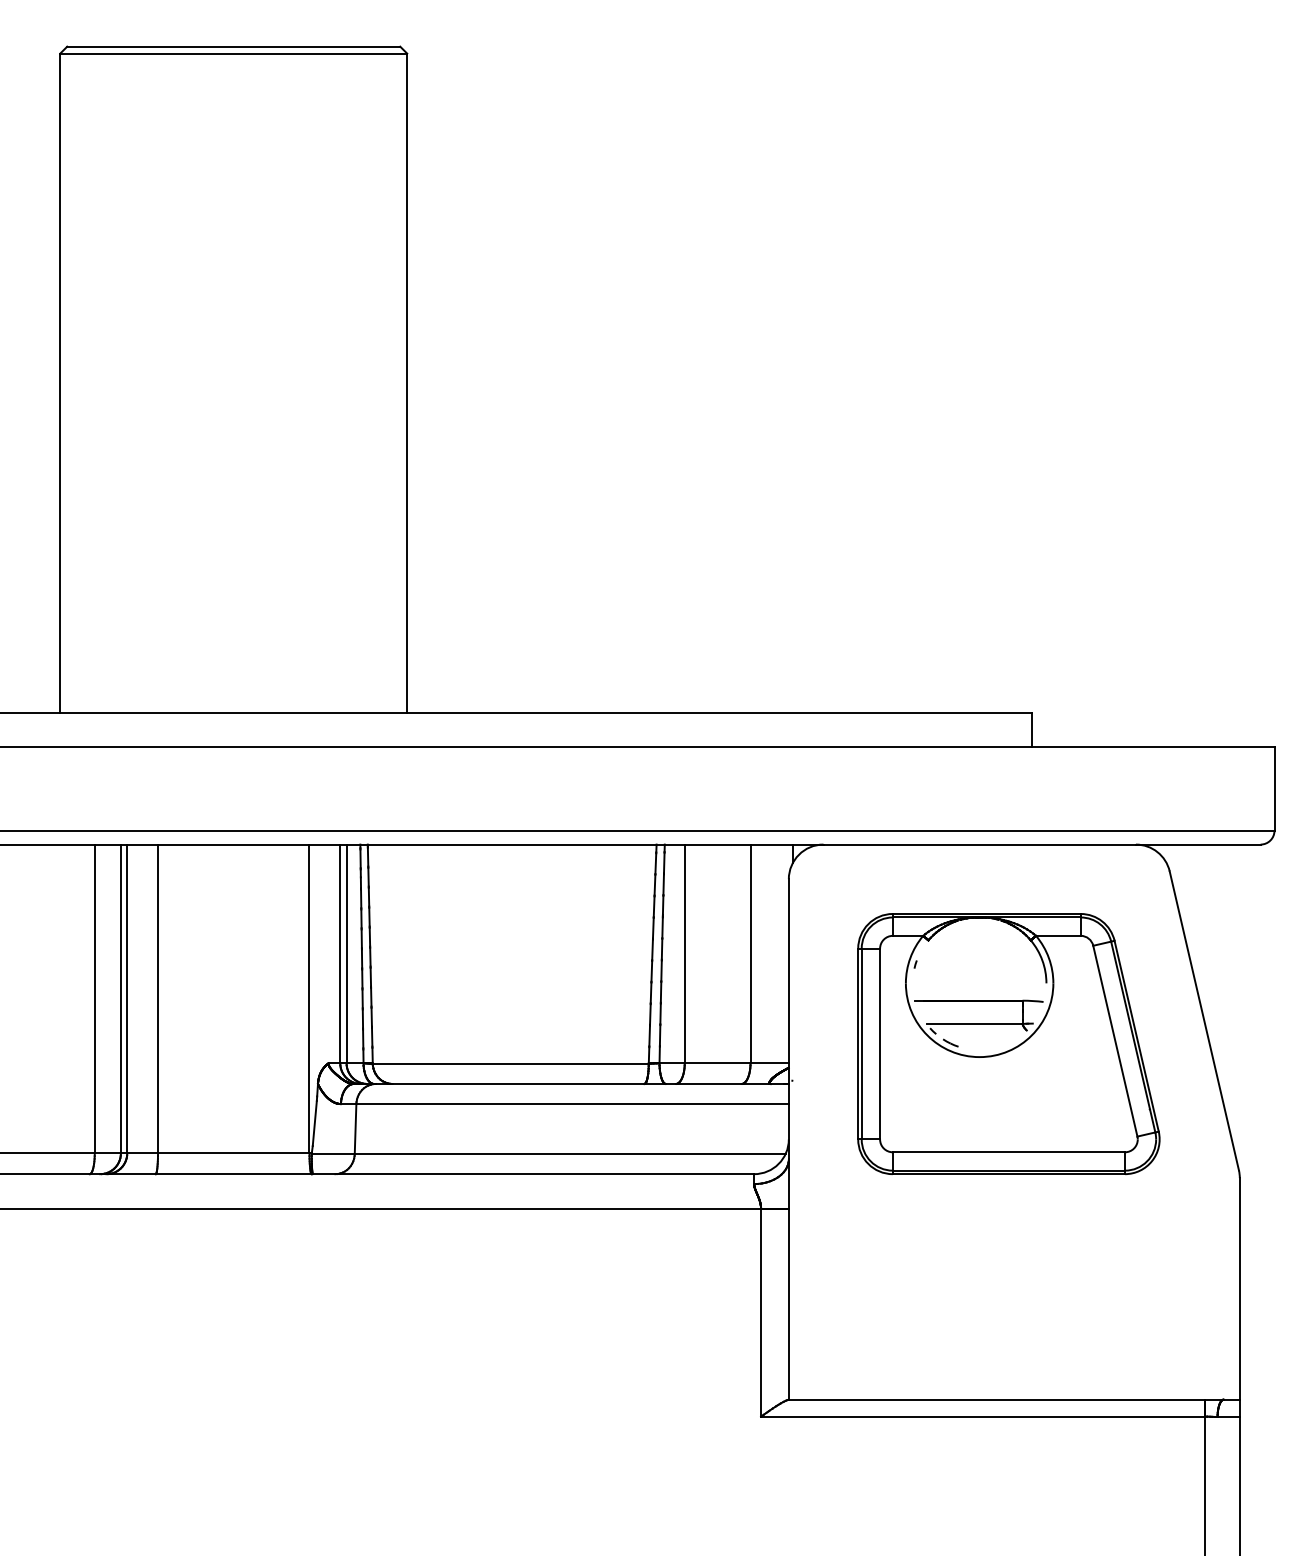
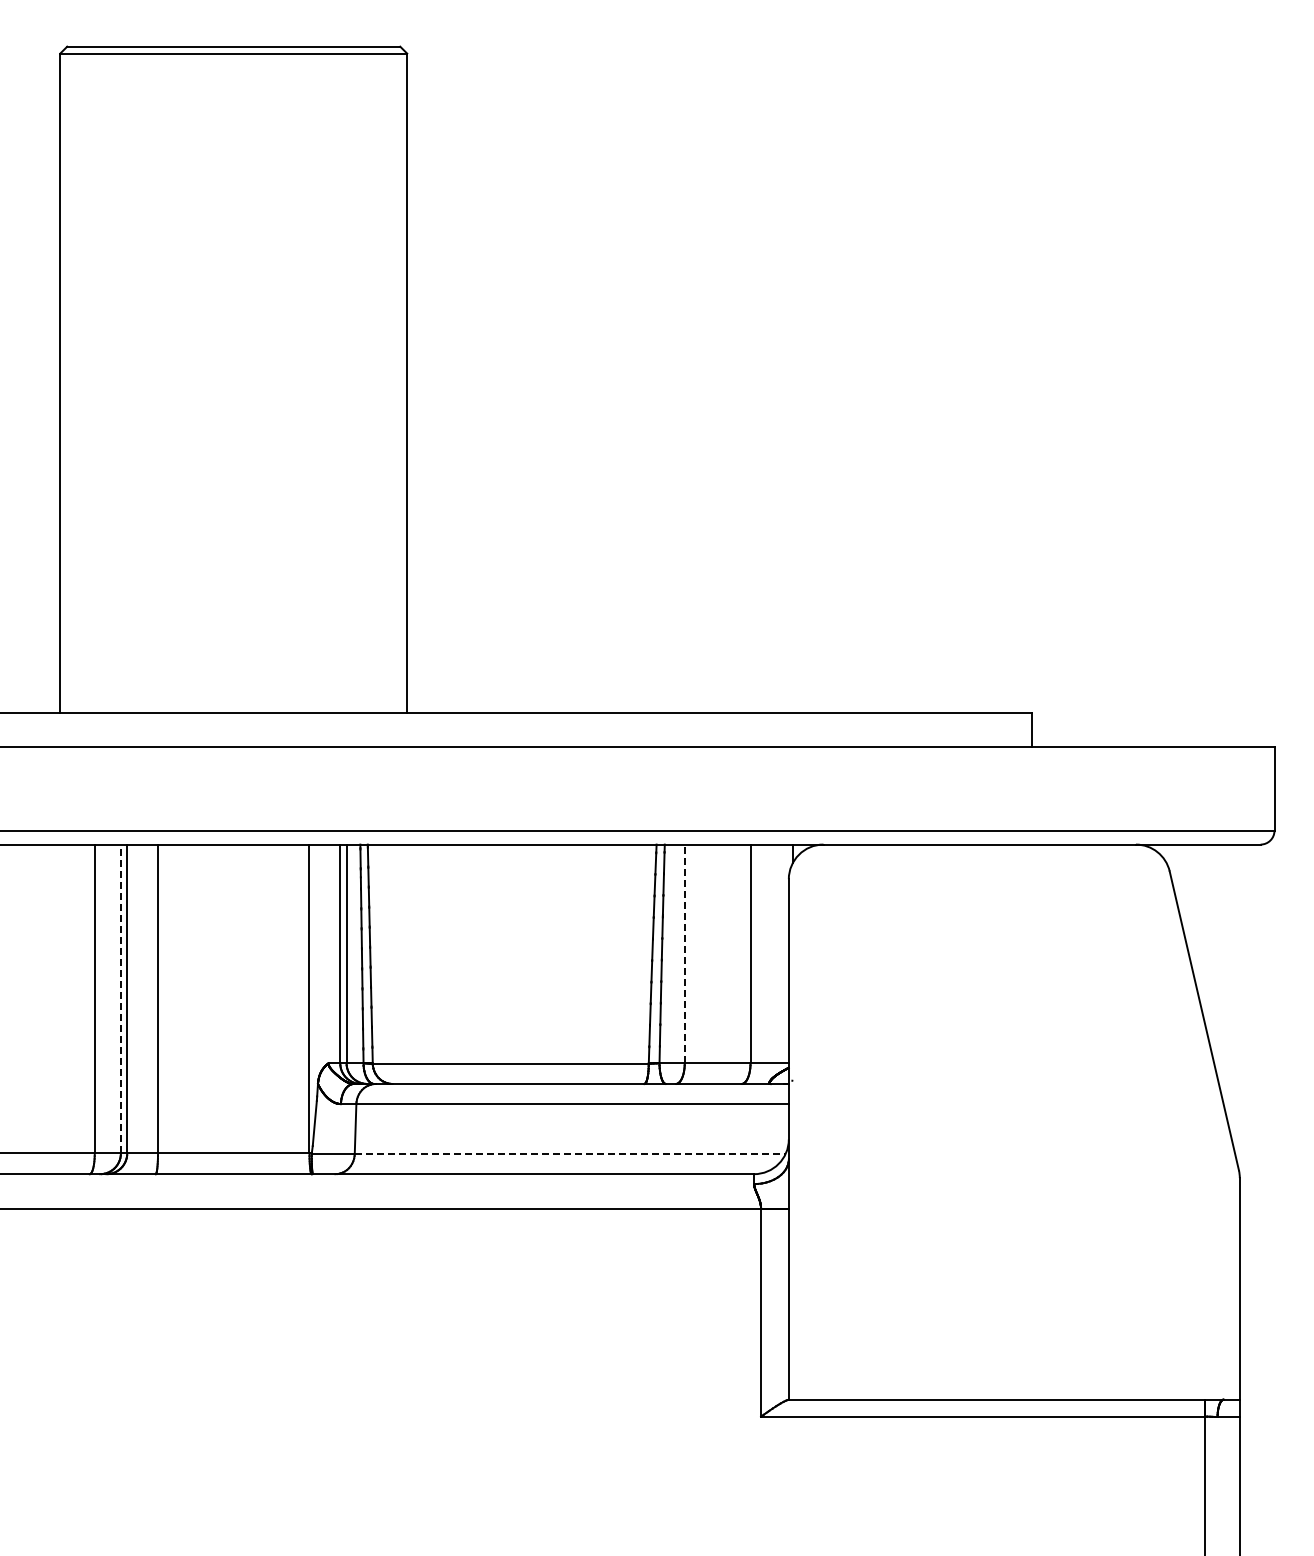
line: solid -> dashed (684, 953)
line: solid -> dashed (120, 998)
part: present -> none (1008, 1044)
line: solid -> dashed (570, 1154)
